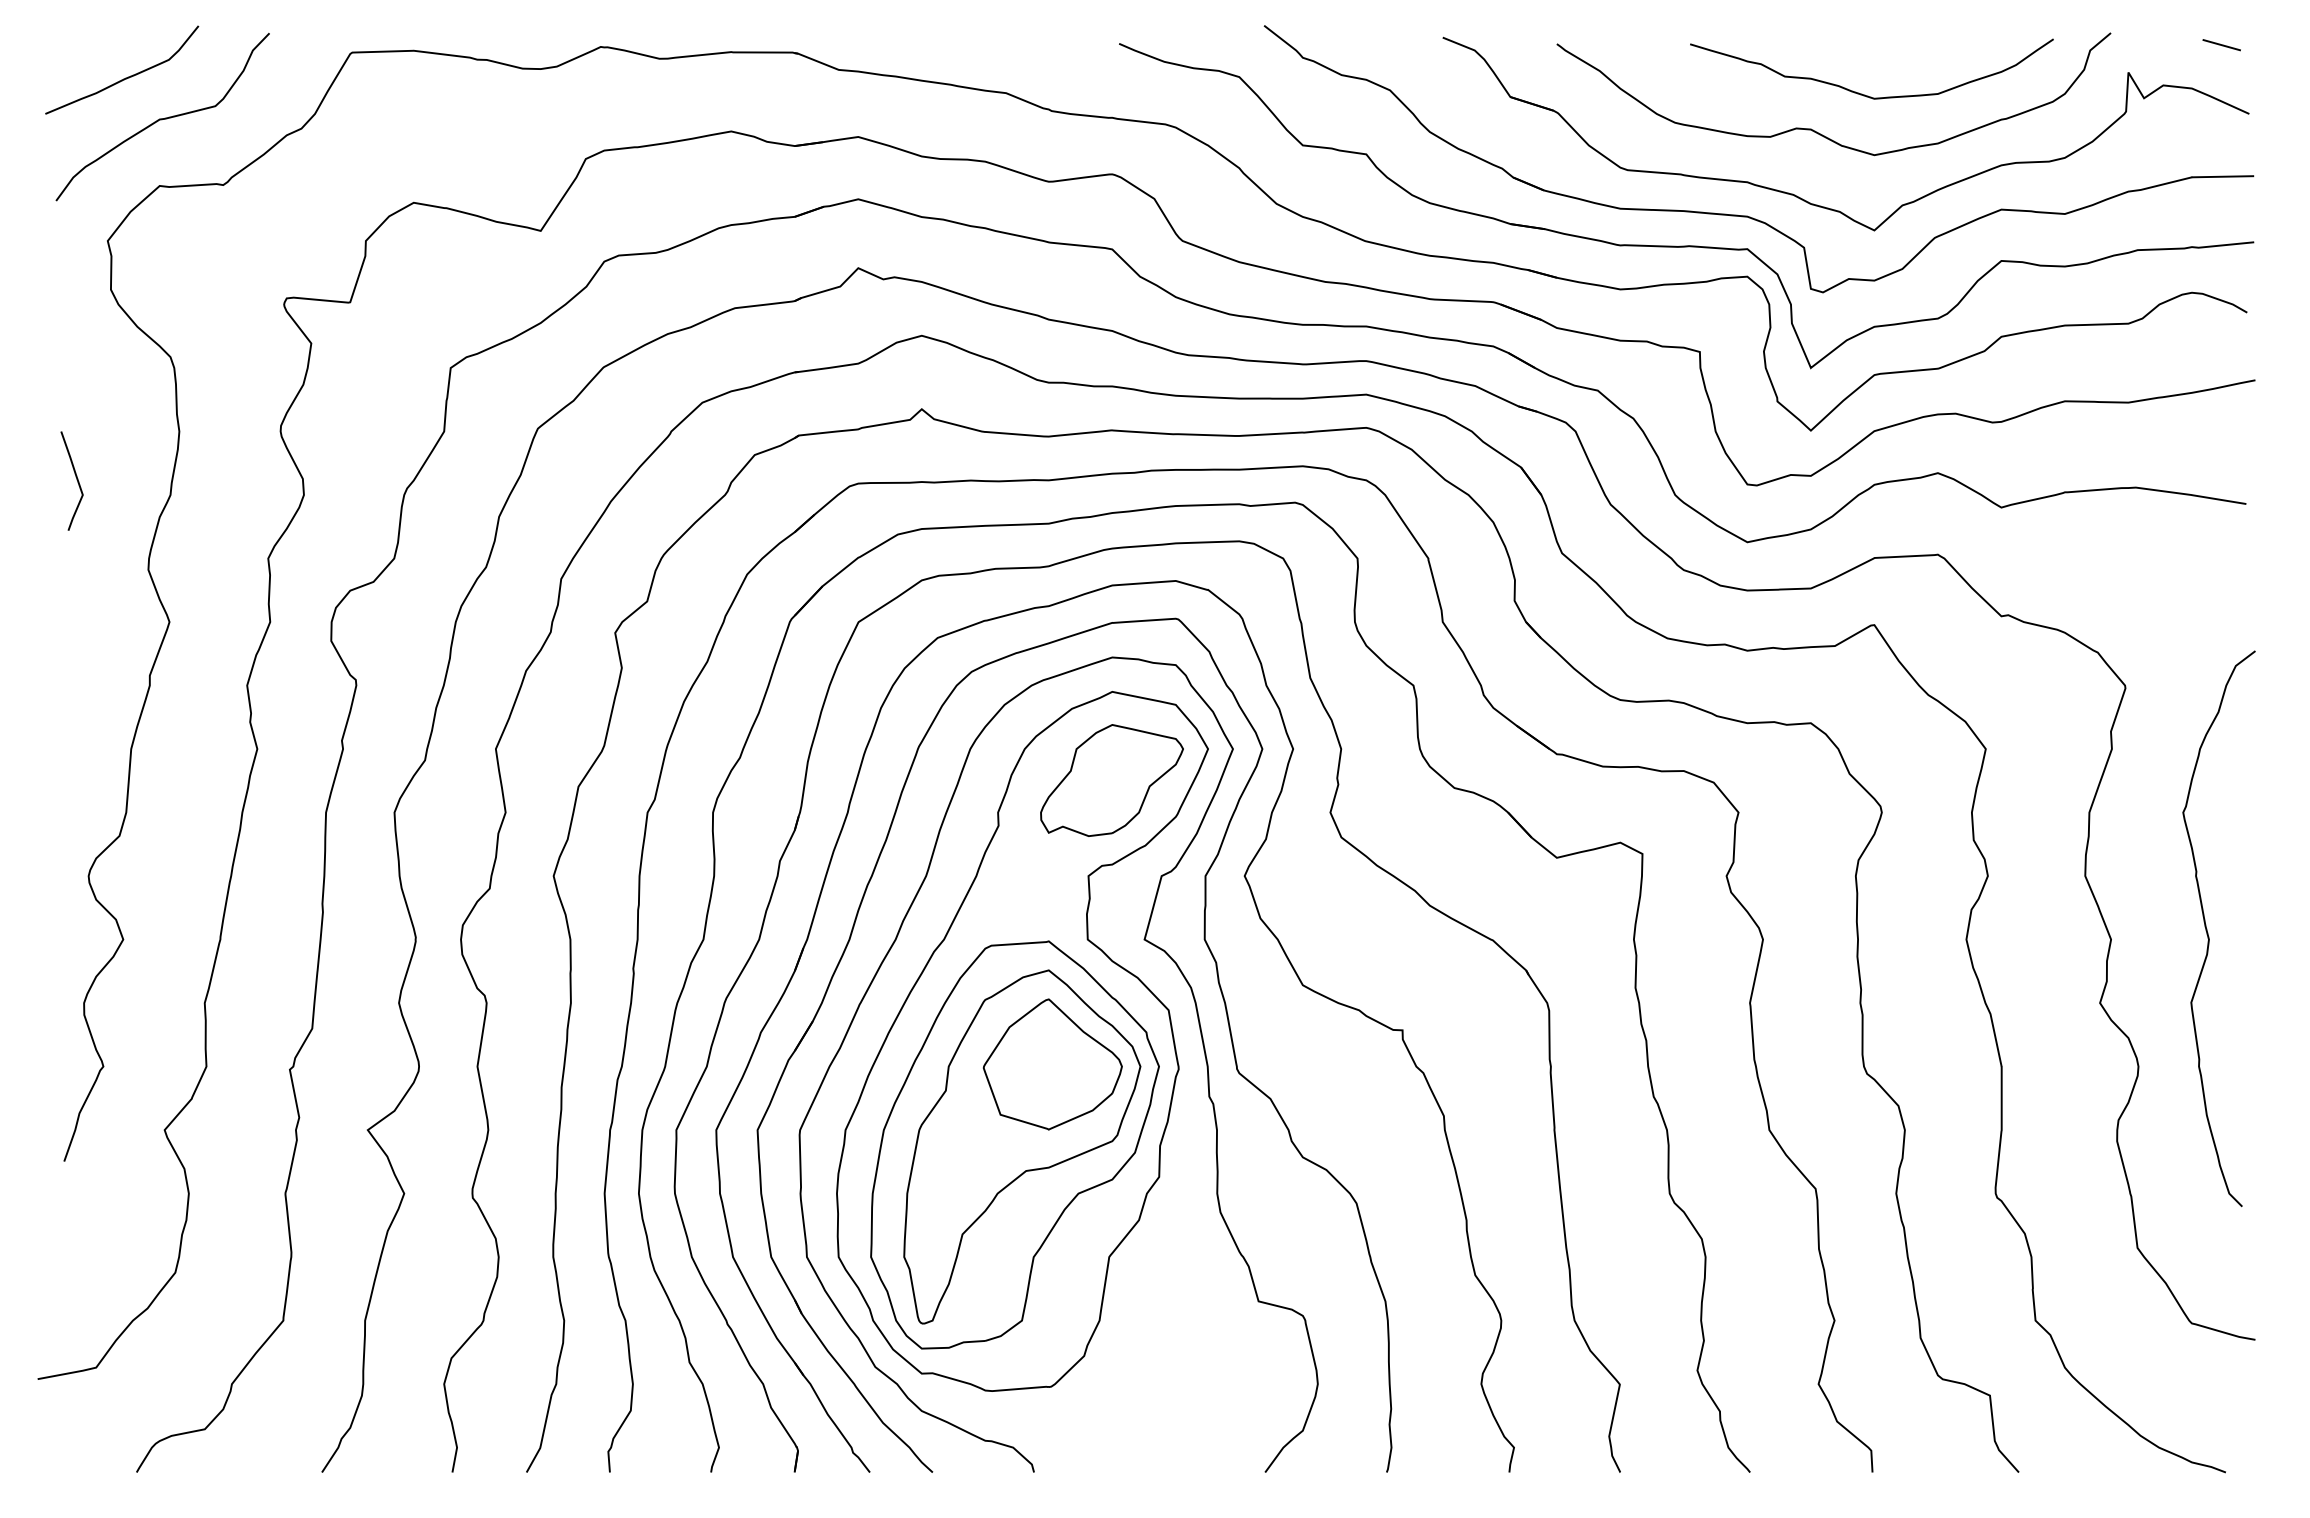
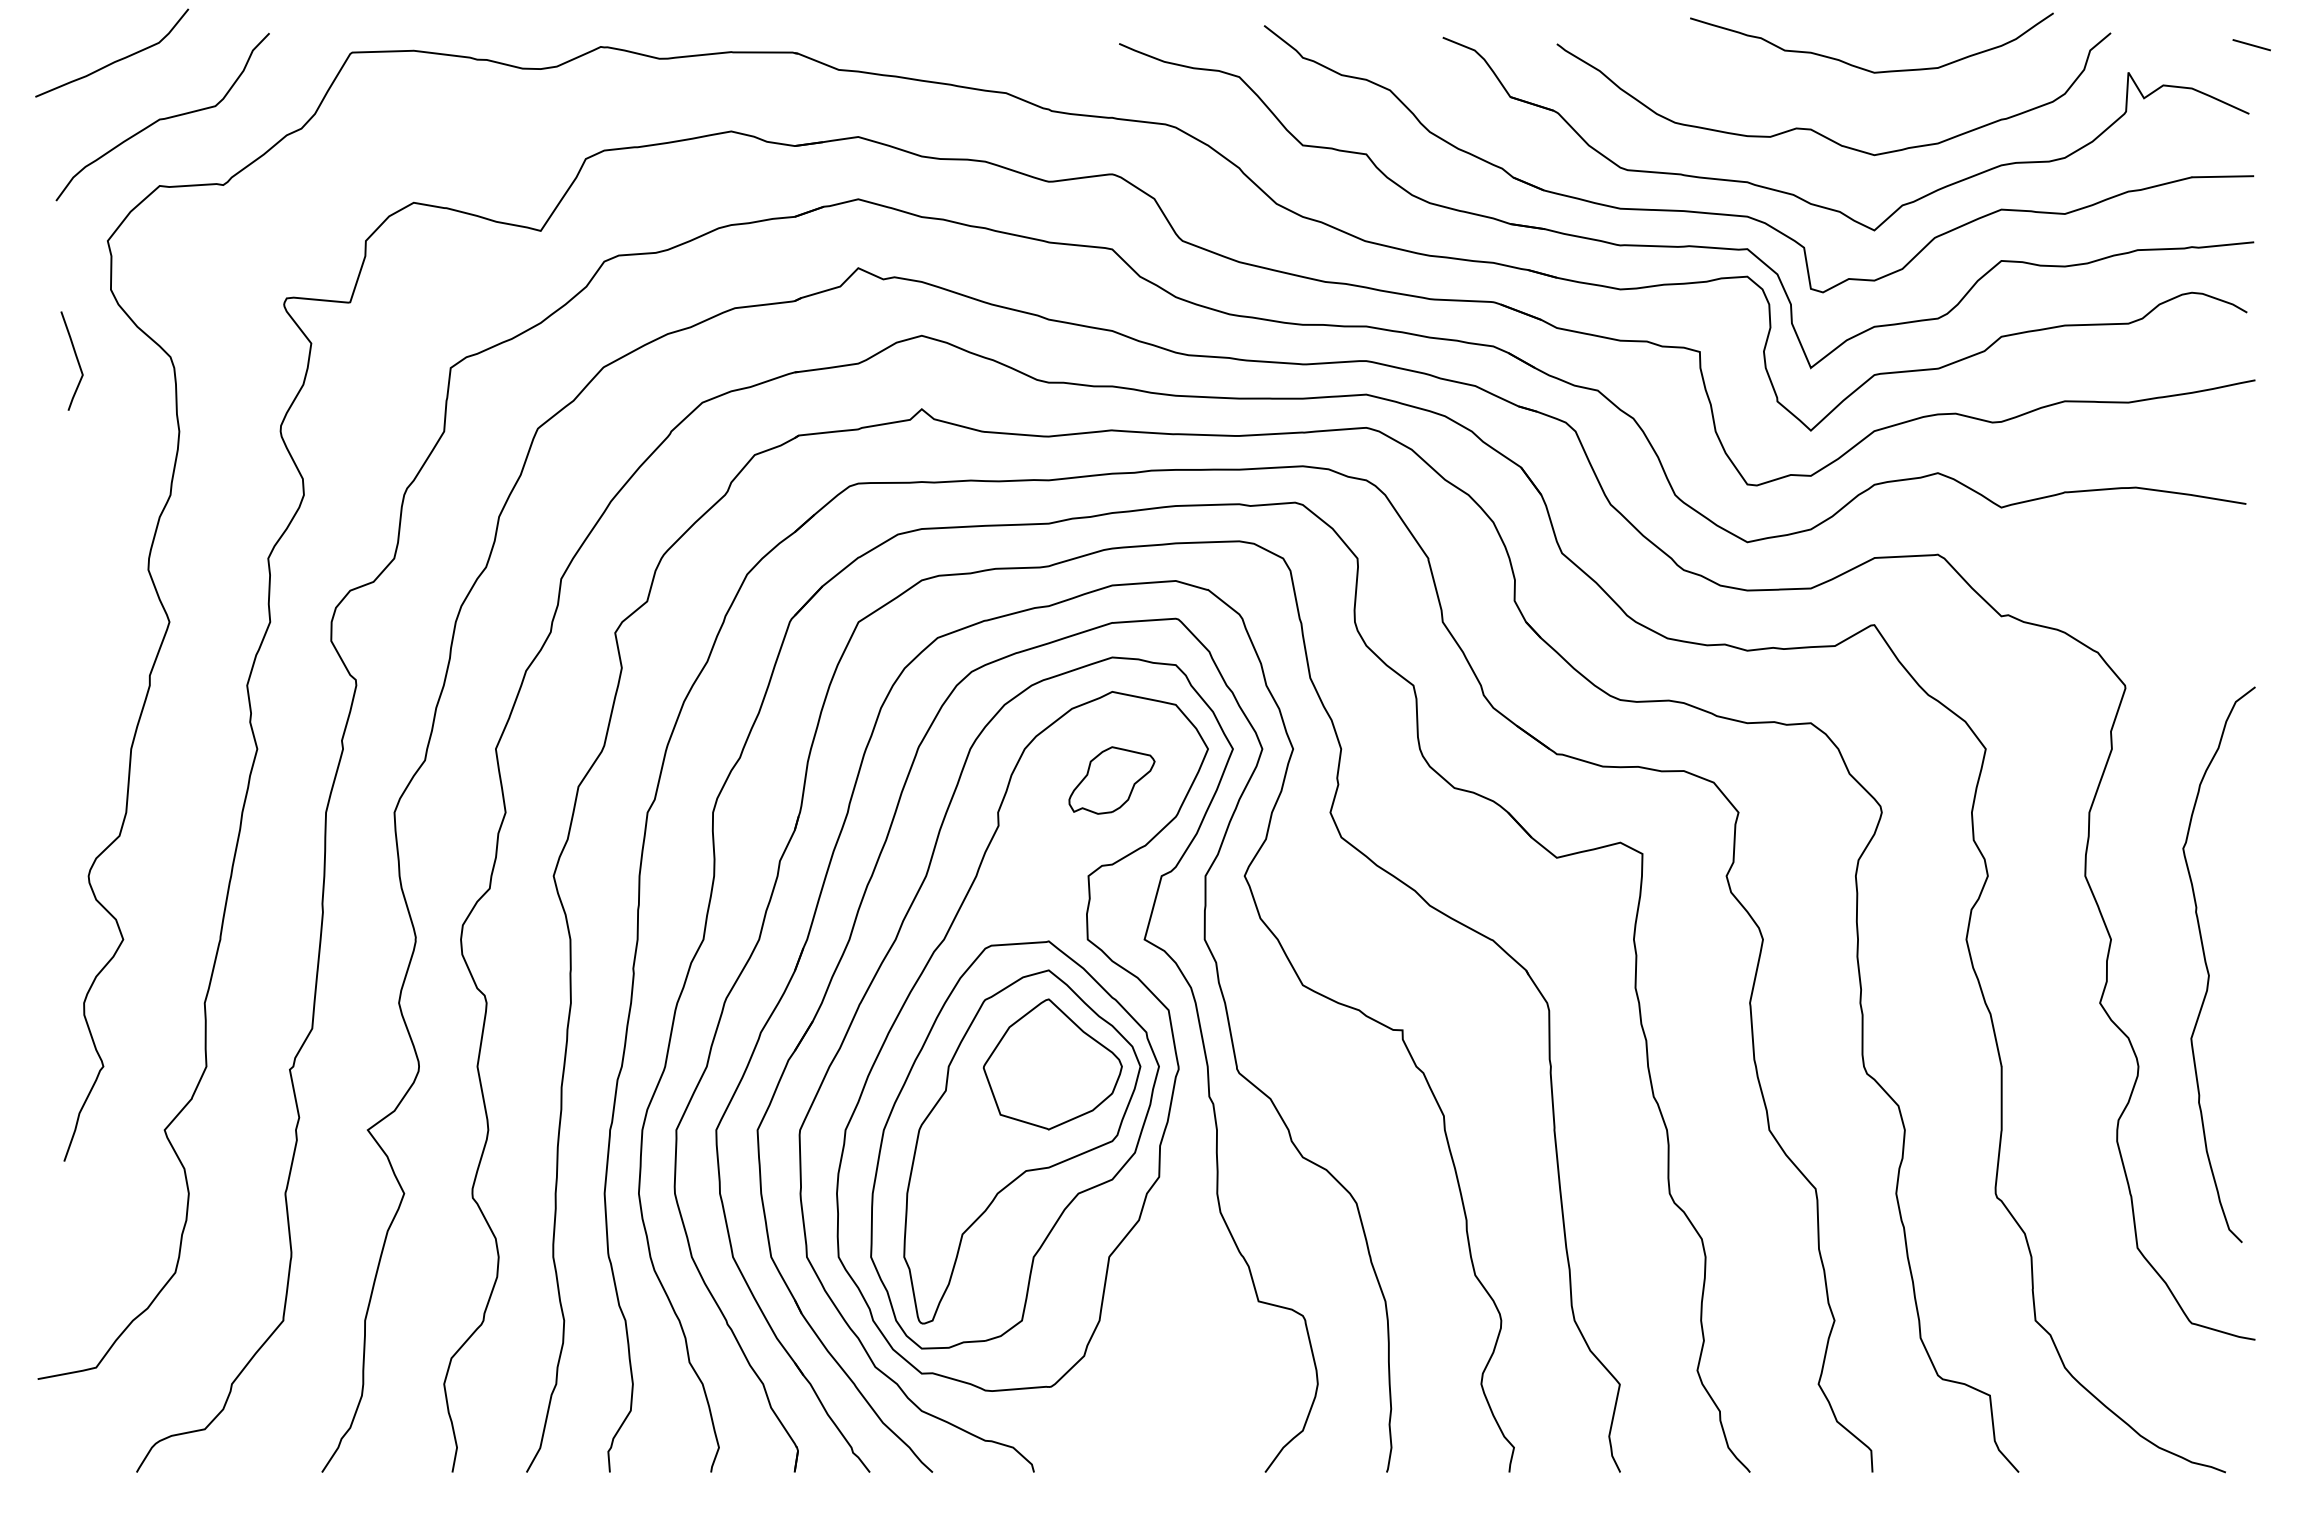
line position: (2221, 45) -> (2251, 45) (2251, 45)
curve position: (125, 77) -> (115, 60) (115, 60)
curve position: (1865, 94) -> (1865, 68) (1865, 68)
curve position: (75, 477) -> (75, 357) (75, 357)
part size: 144x113 px -> 88x69 px (1111, 780)
curve position: (2208, 932) -> (2208, 968) (2208, 968)
